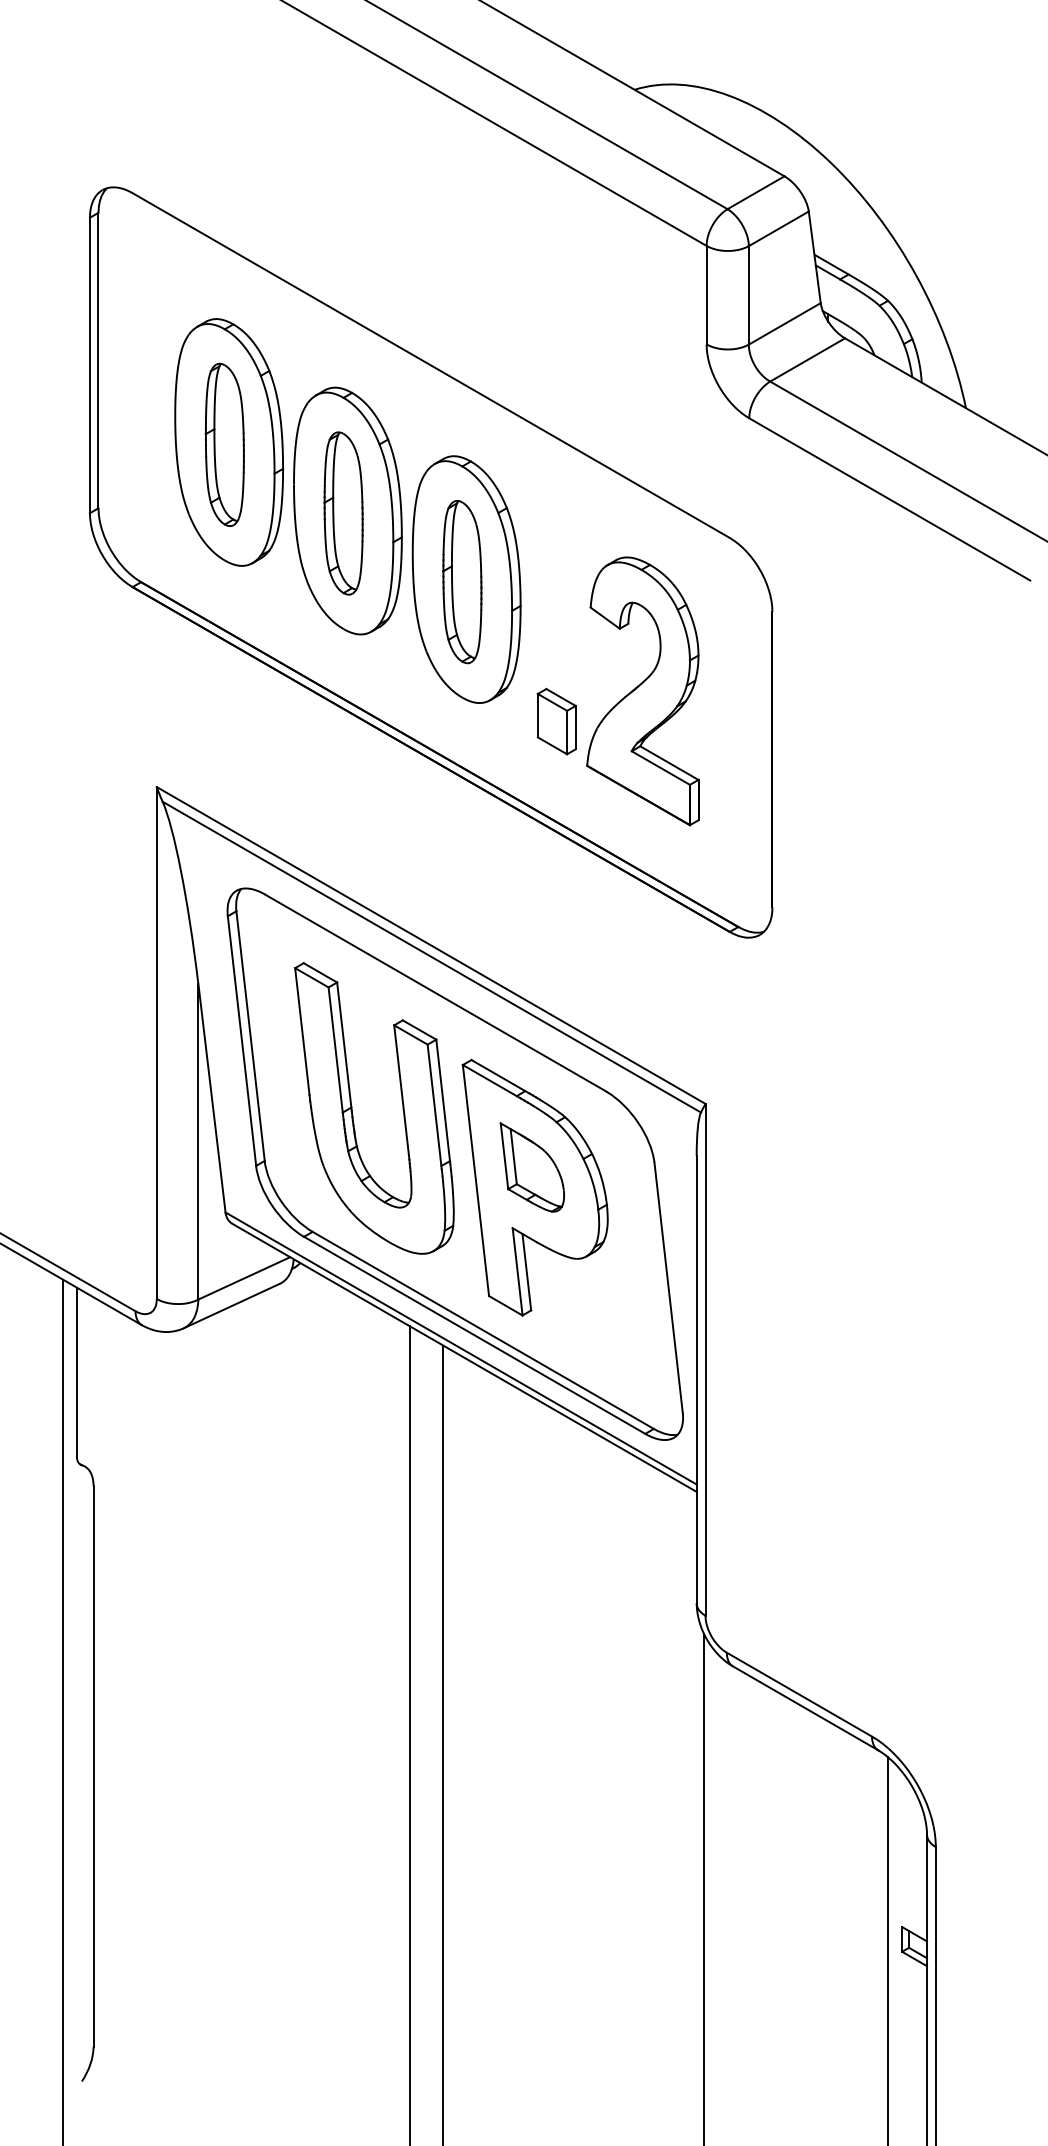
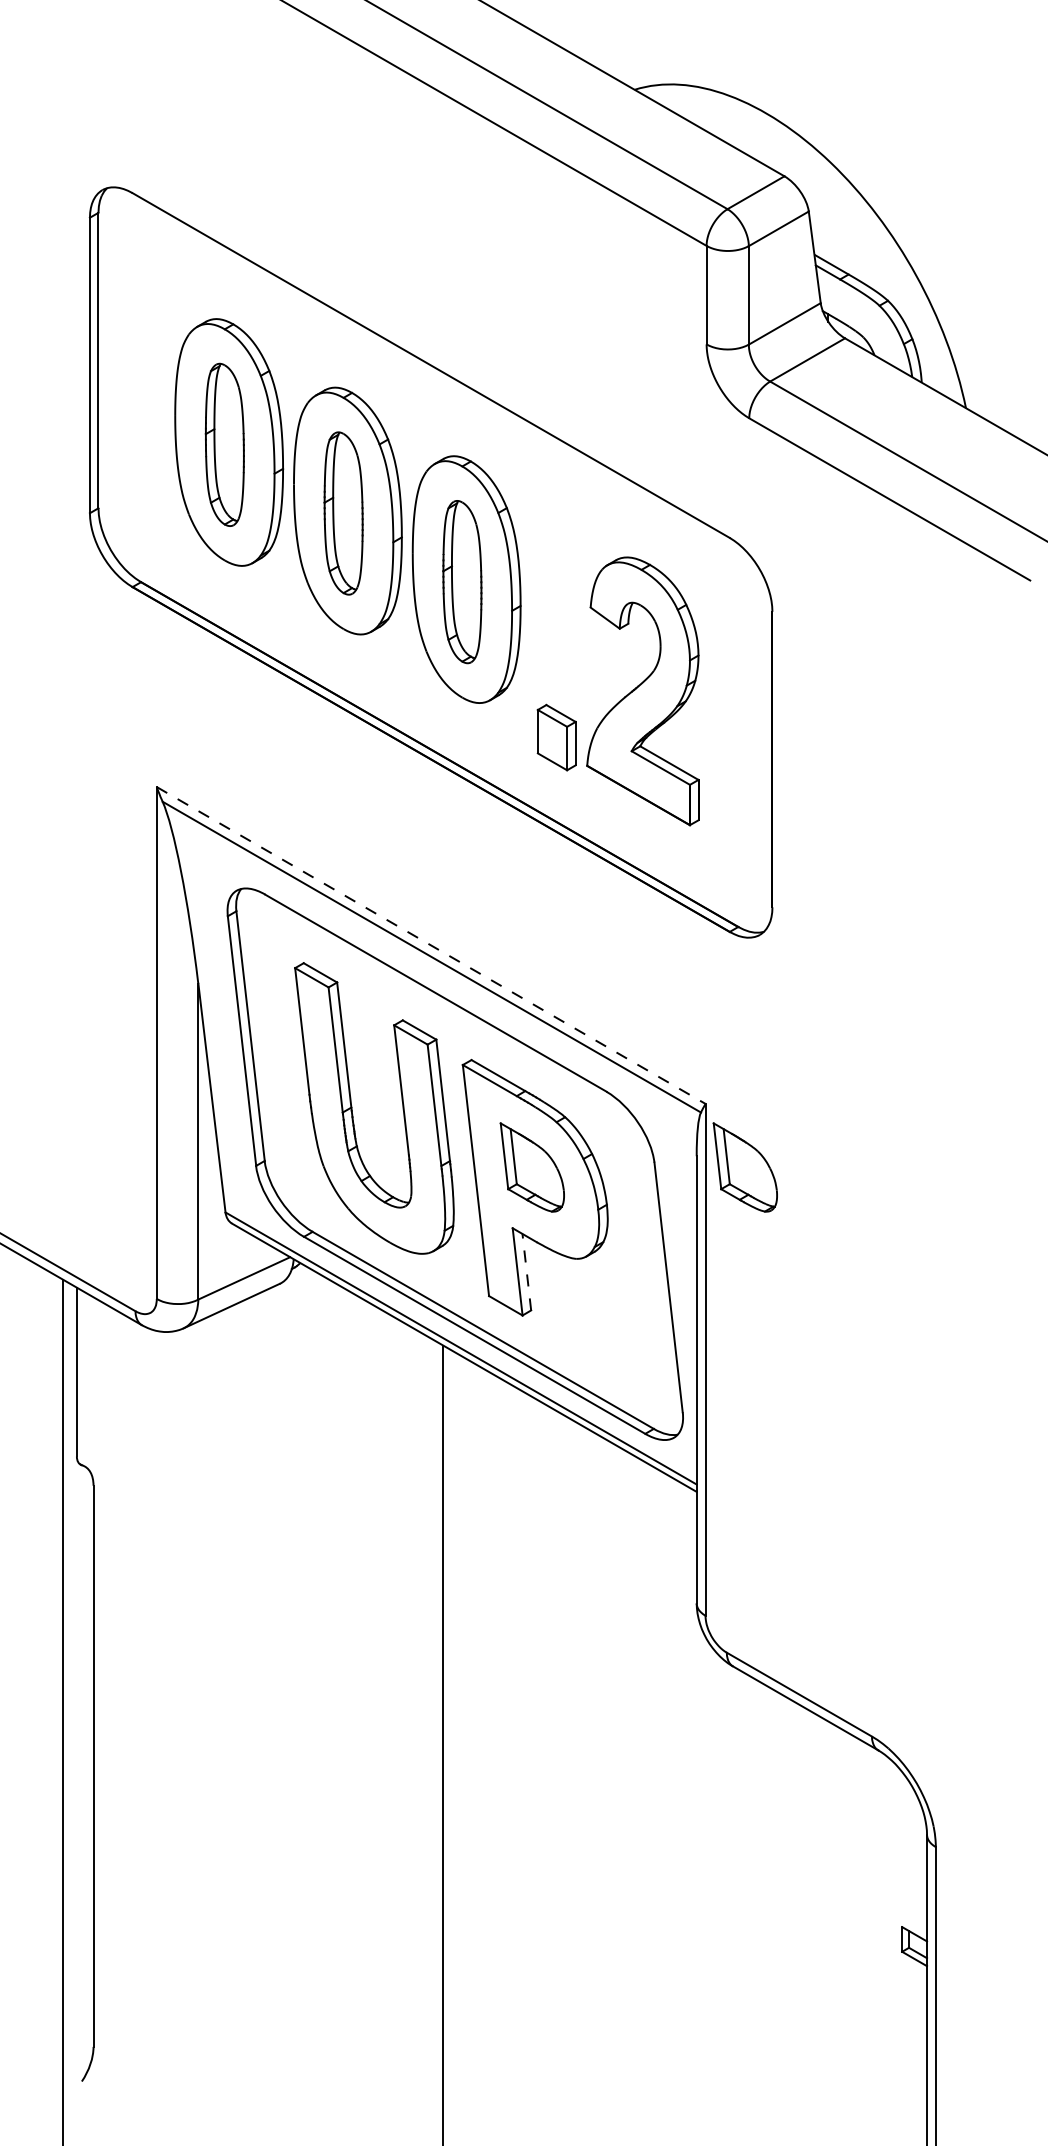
part position: (556, 721) -> (556, 737) (556, 737)
line: solid -> dashed (431, 945)
part: none -> present (744, 1167)
line: solid -> dashed (526, 1271)
line: present -> none (409, 1734)
line: present -> none (704, 1888)
line: present -> none (887, 1949)
